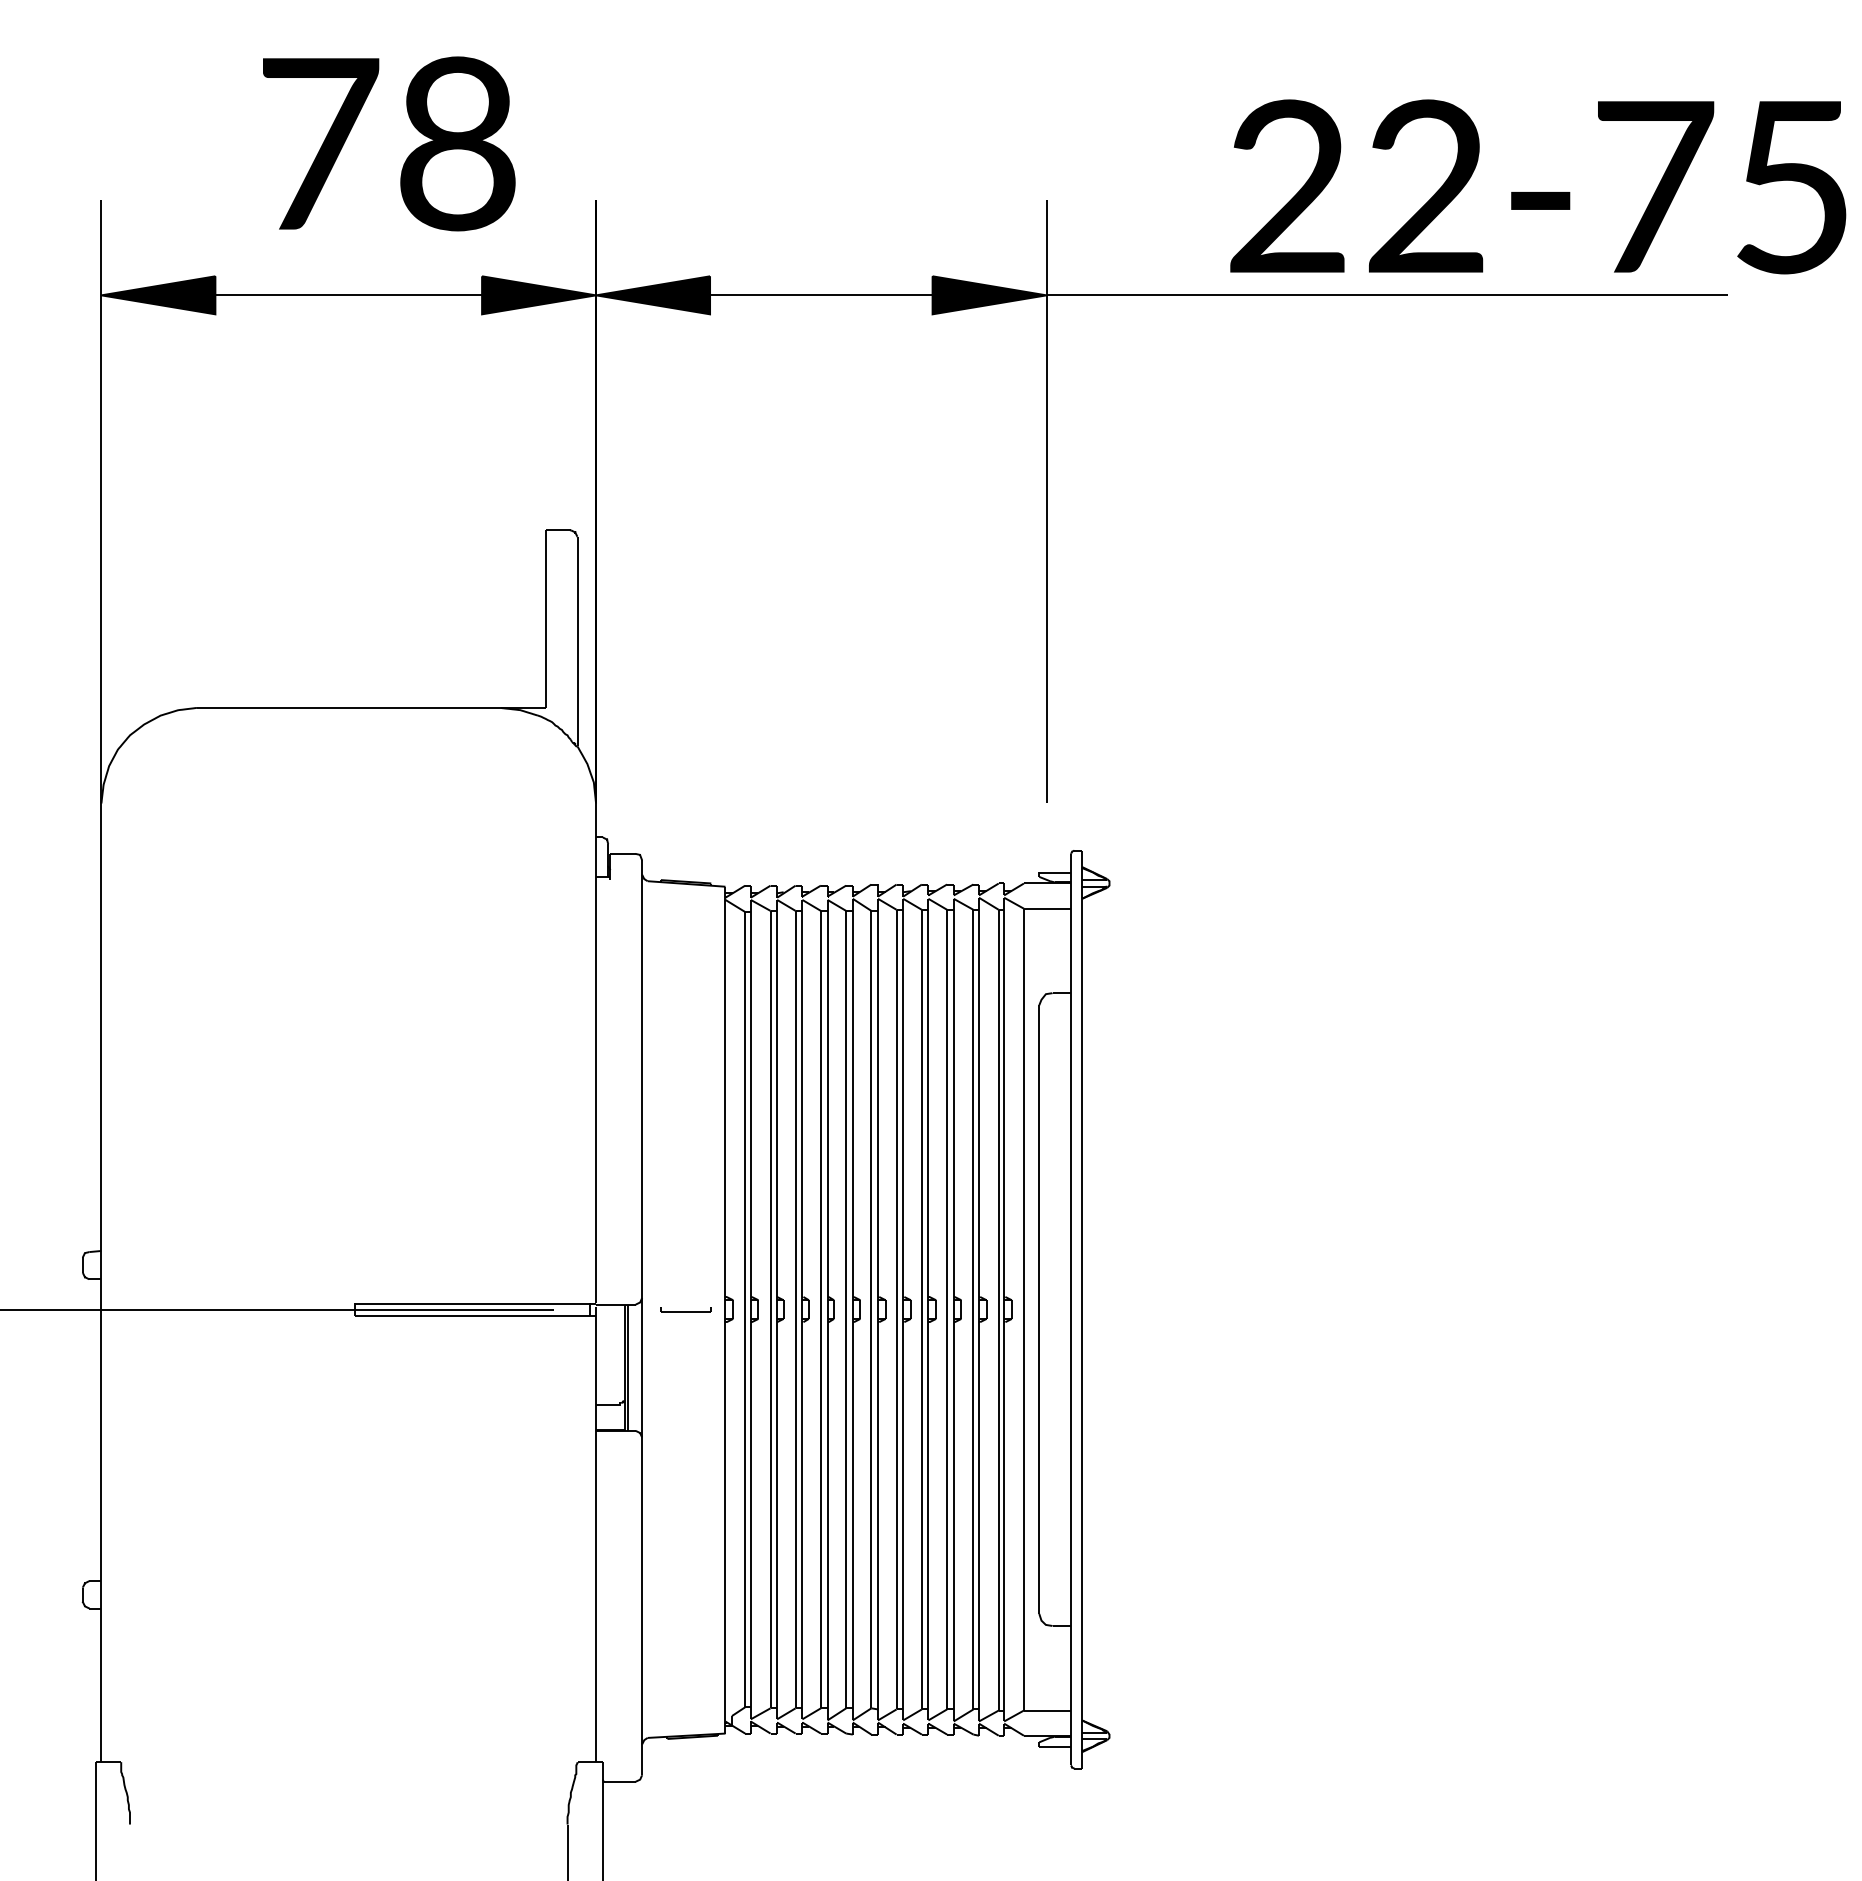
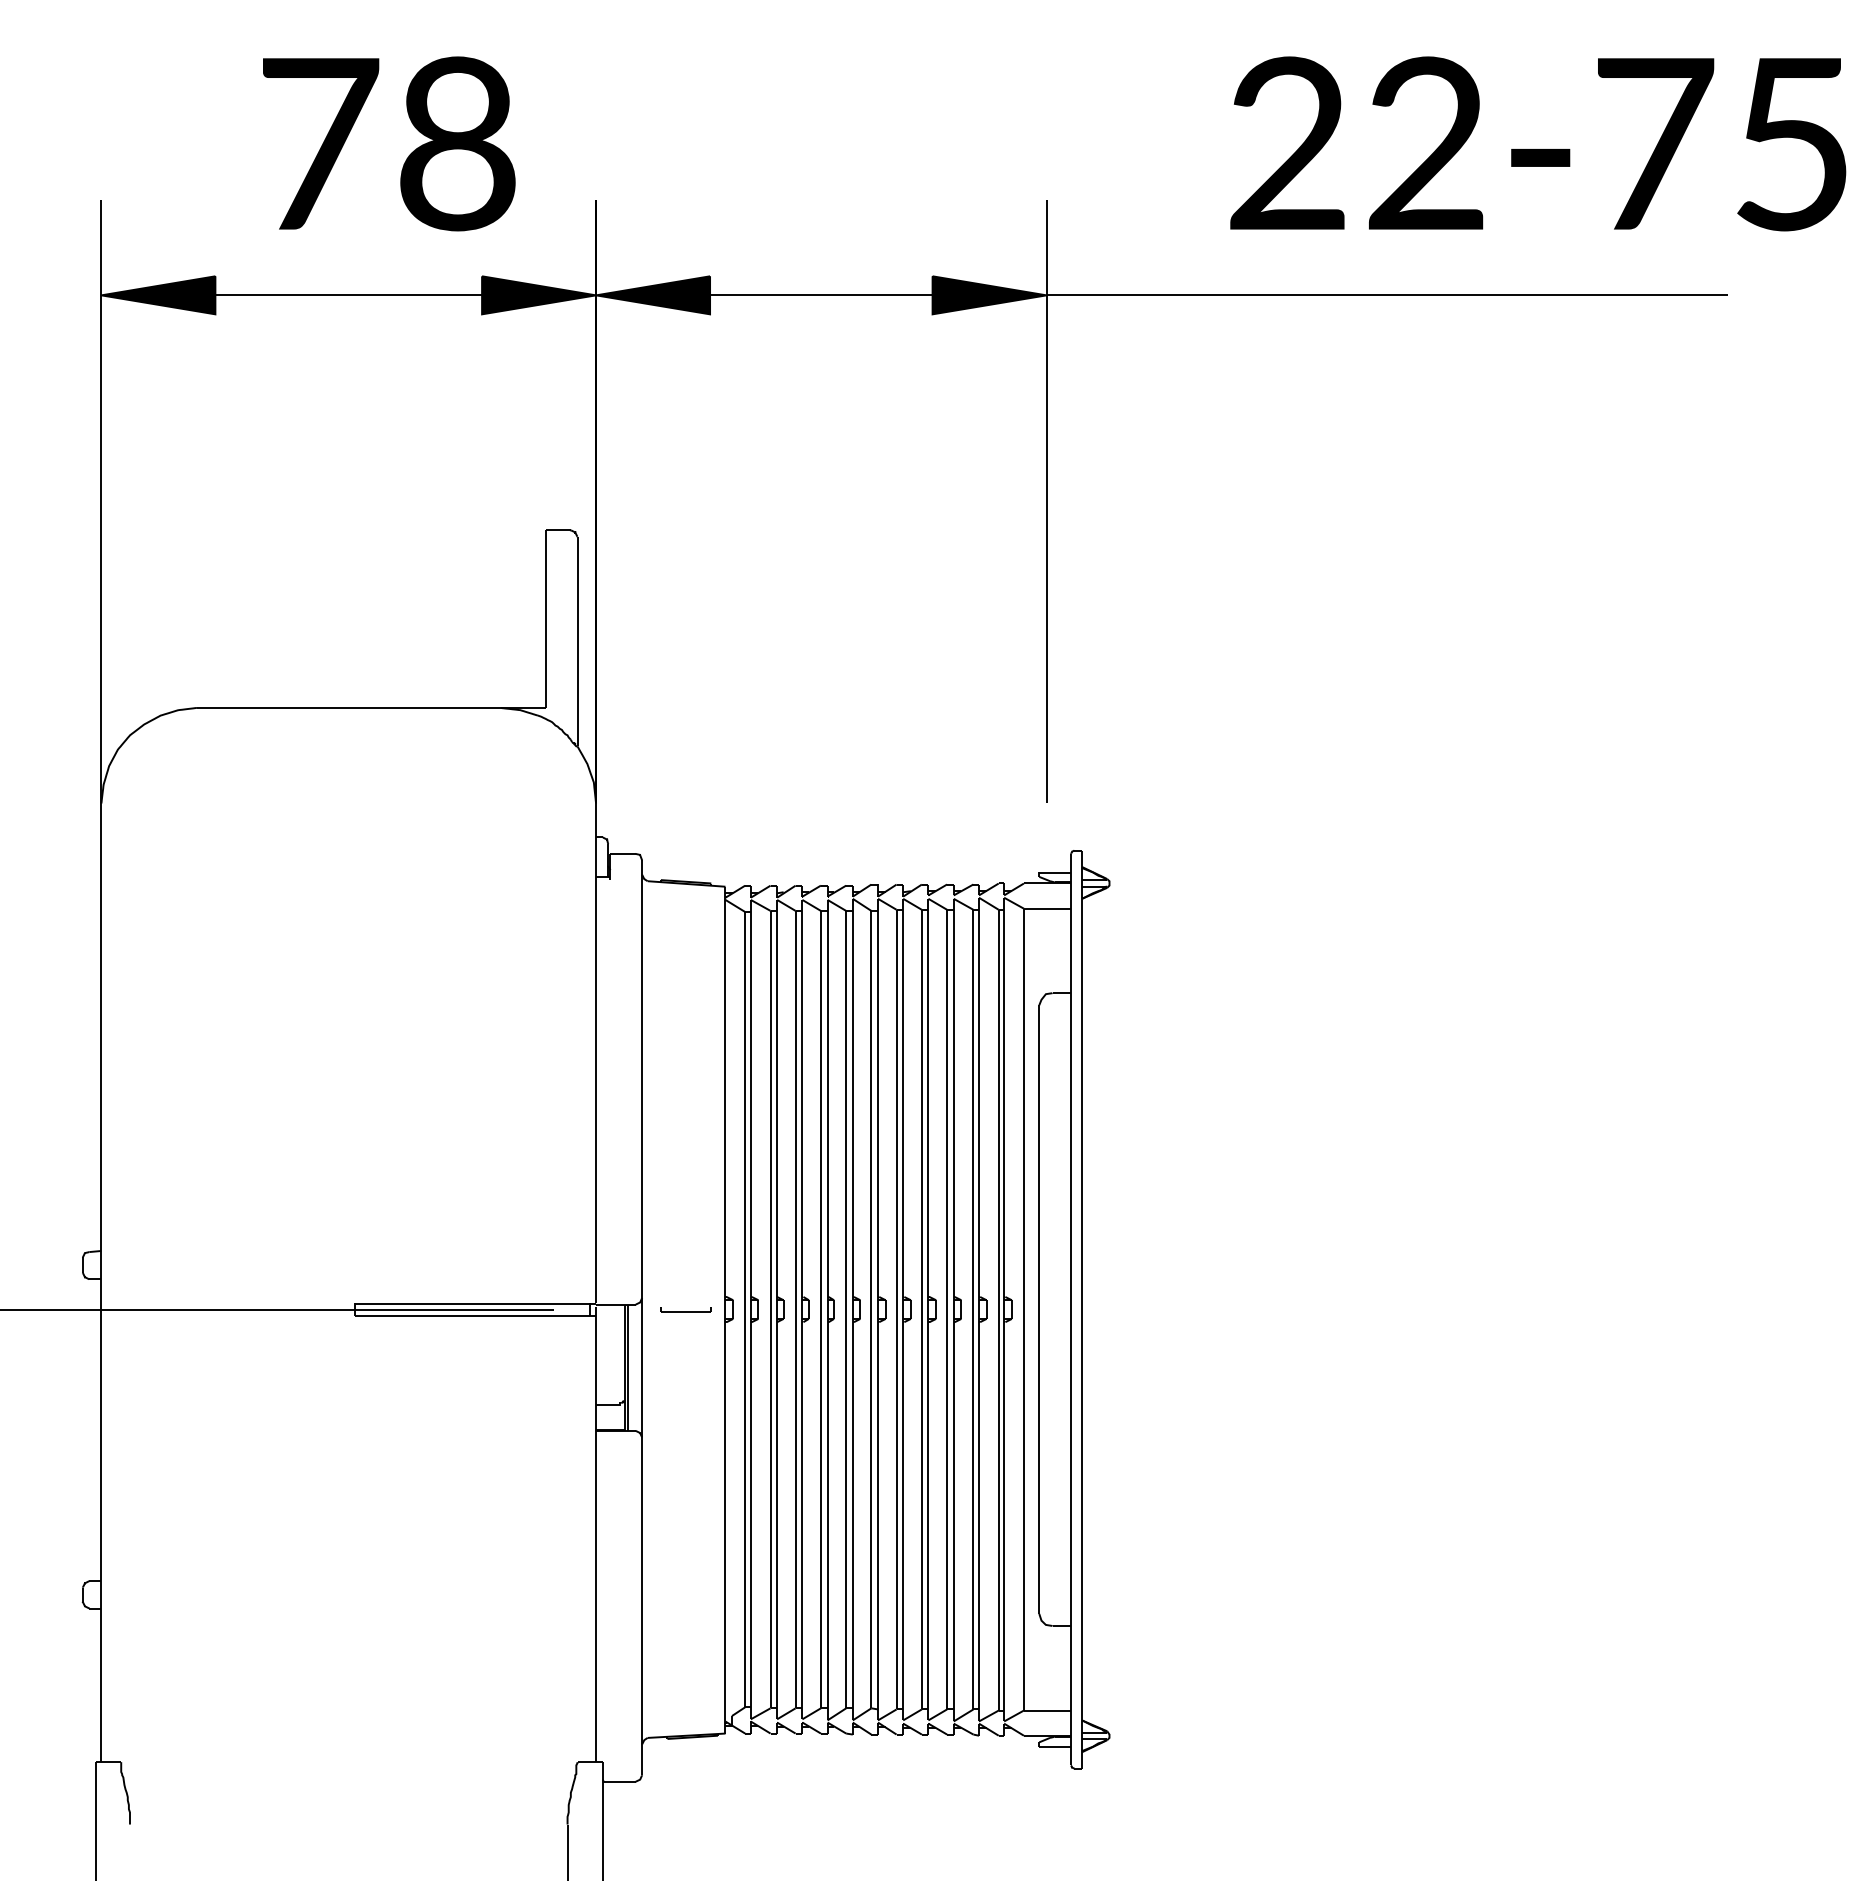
text position: (1538, 186) -> (1538, 143) (1538, 143)
